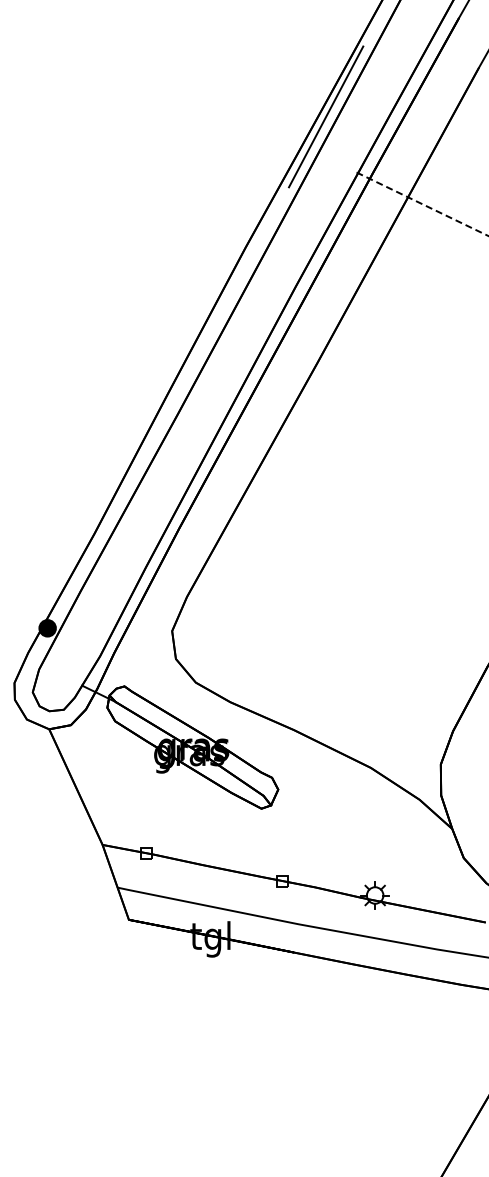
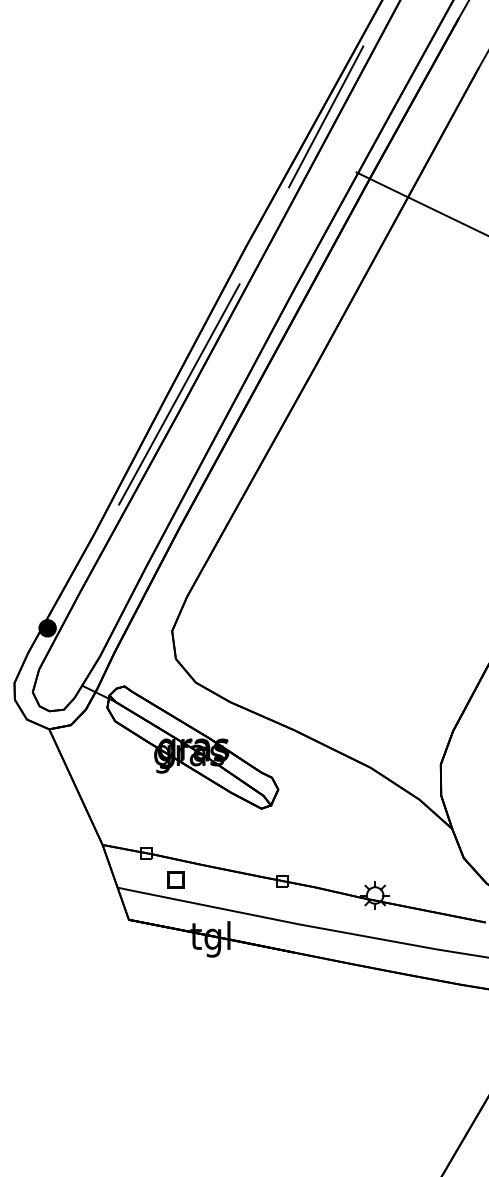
line: dashed -> solid (423, 204)
line: none -> present (179, 394)
part: none -> present (175, 879)
